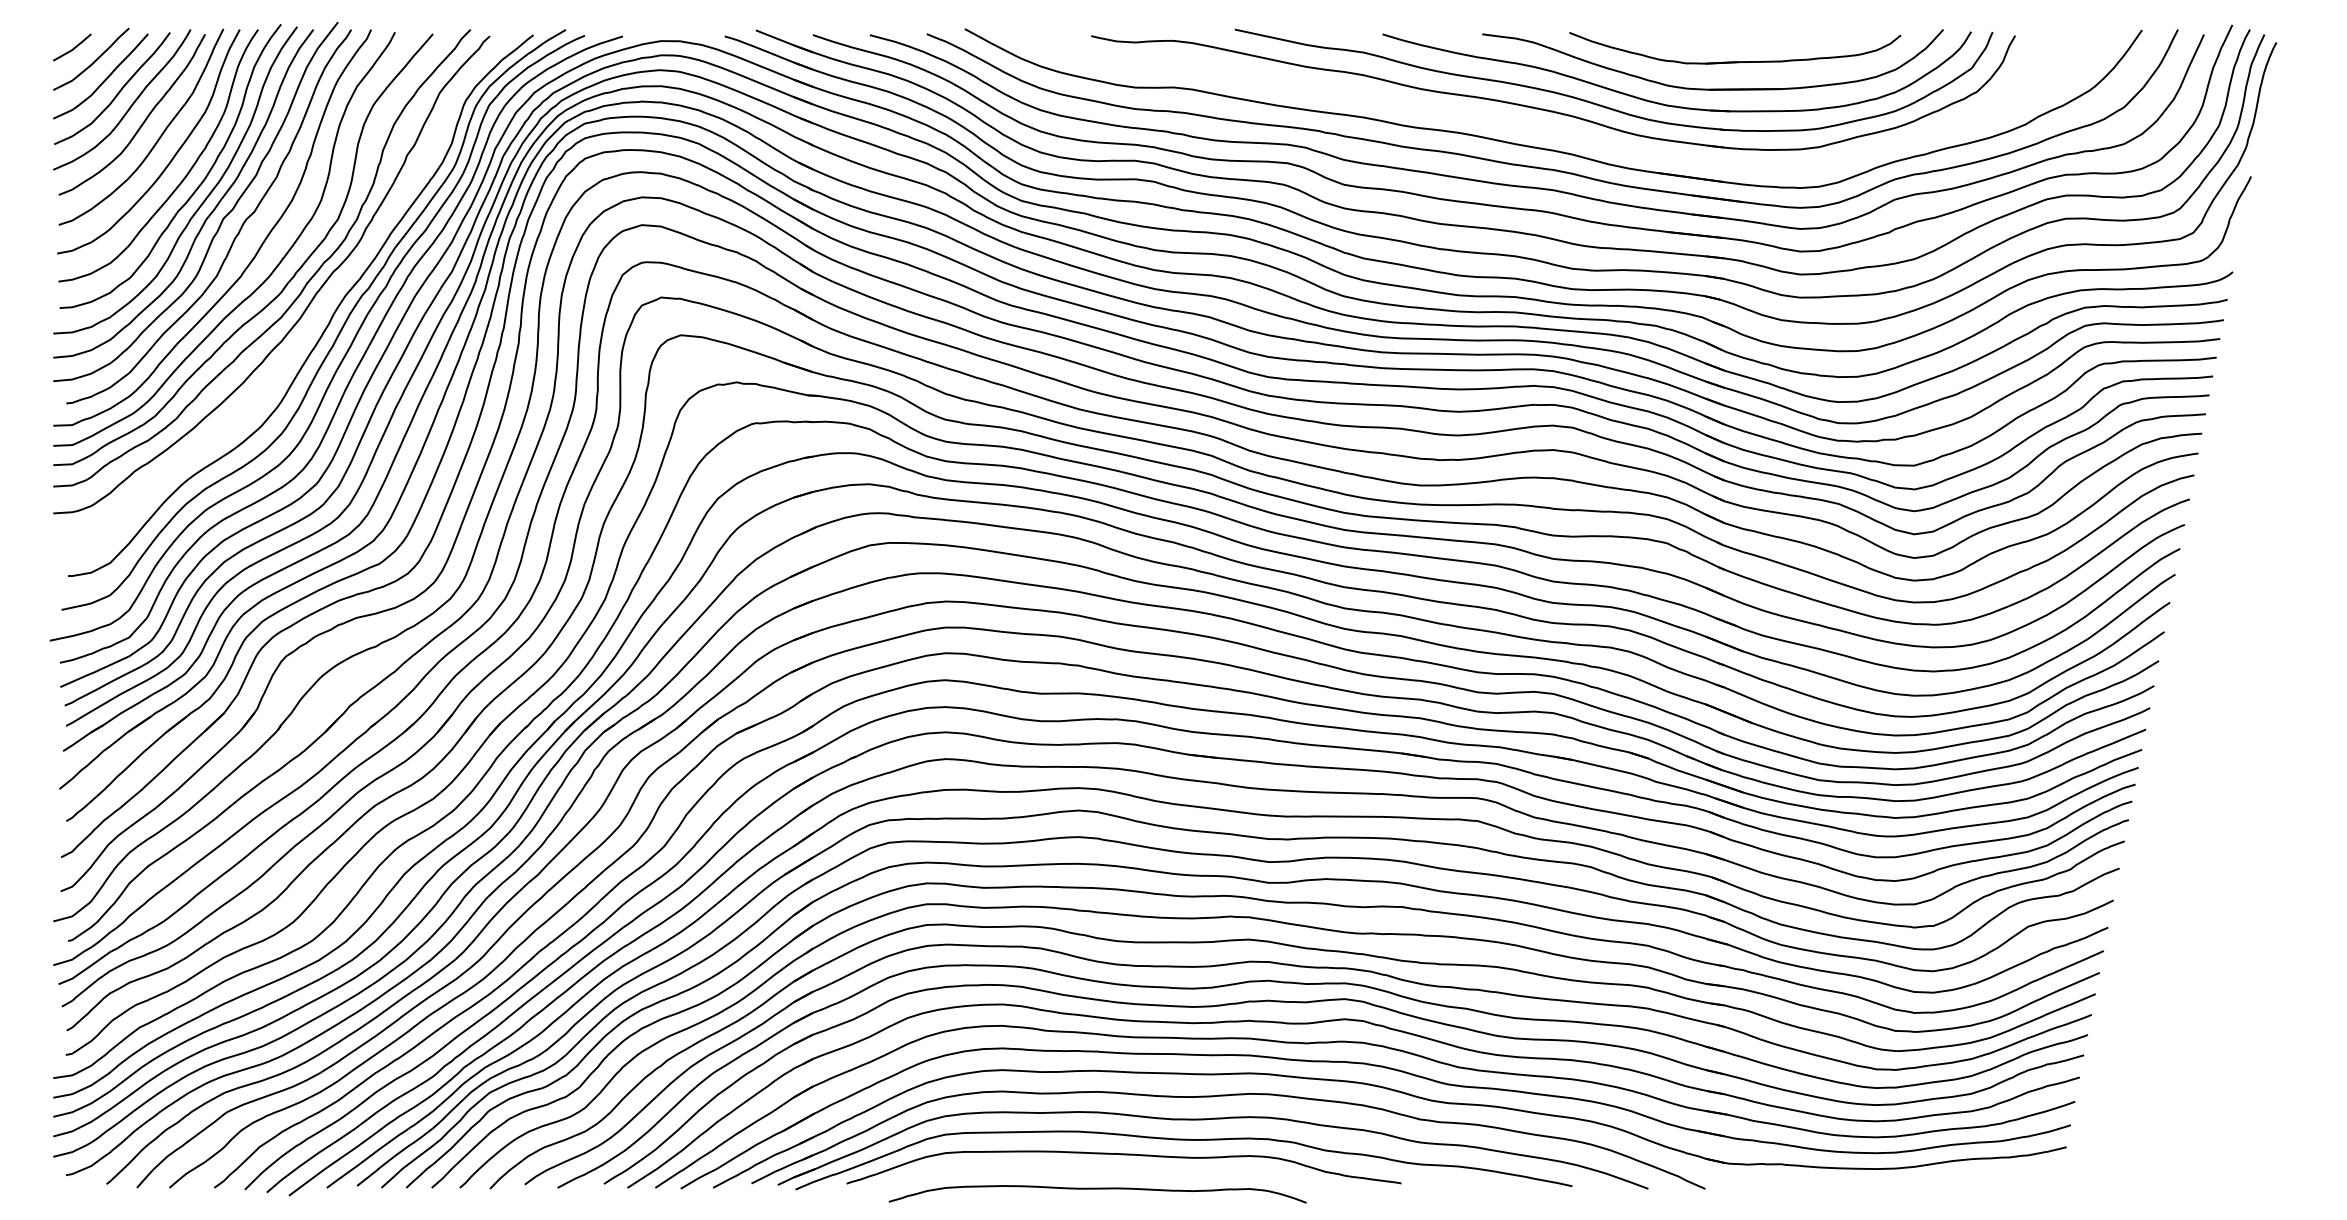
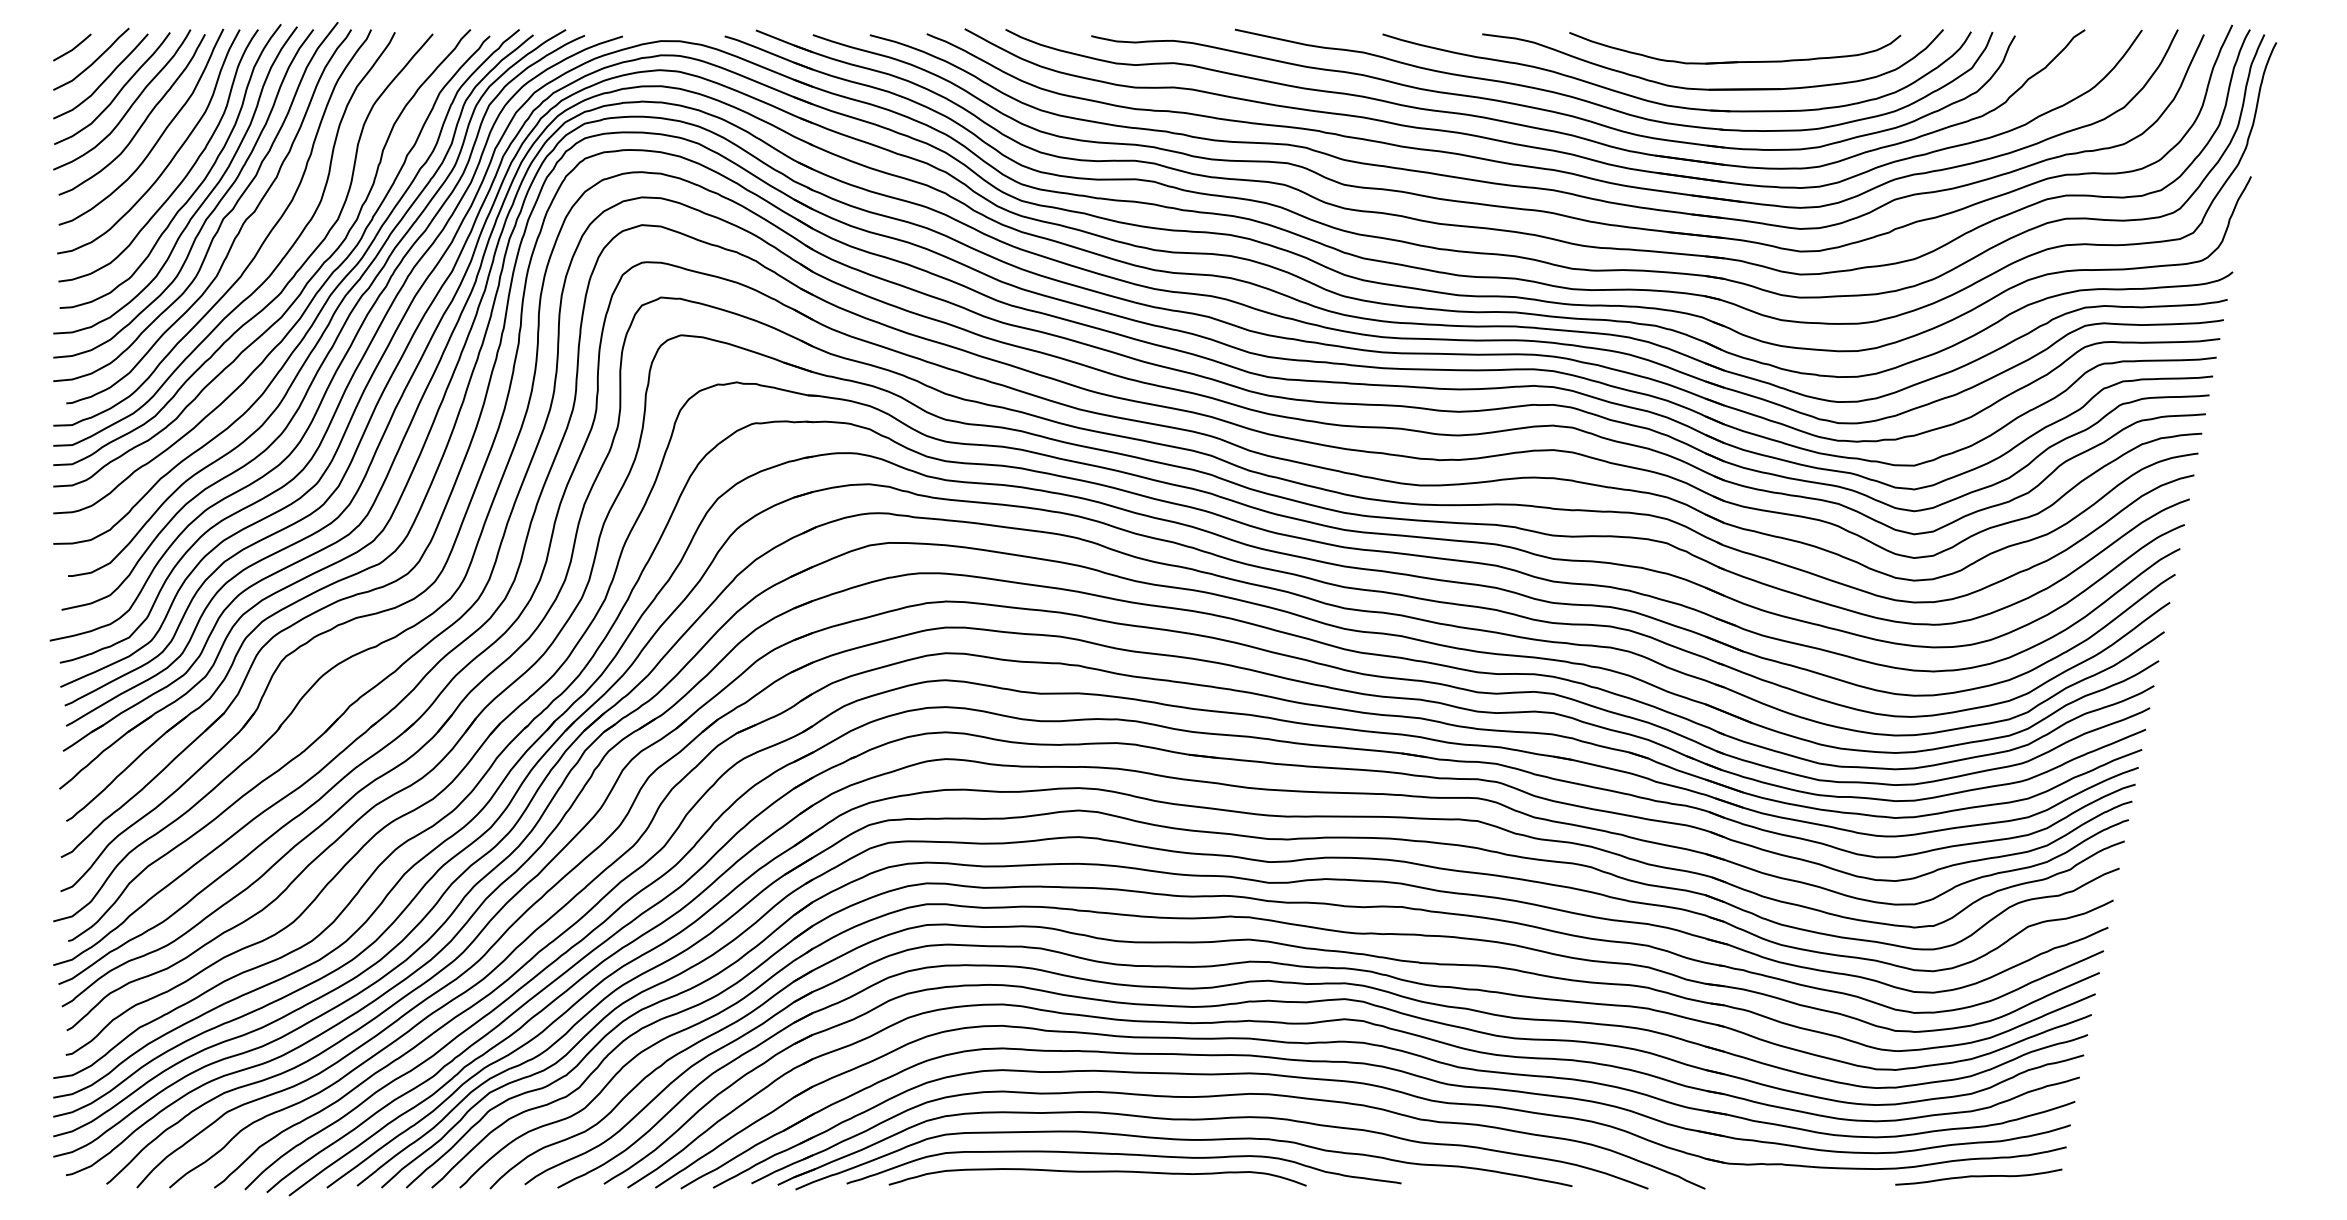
part: none -> present (1539, 127)
curve: none -> present (319, 310)
curve: none -> present (1978, 1176)
curve position: (1097, 1189) -> (1097, 1172) (1097, 1172)
